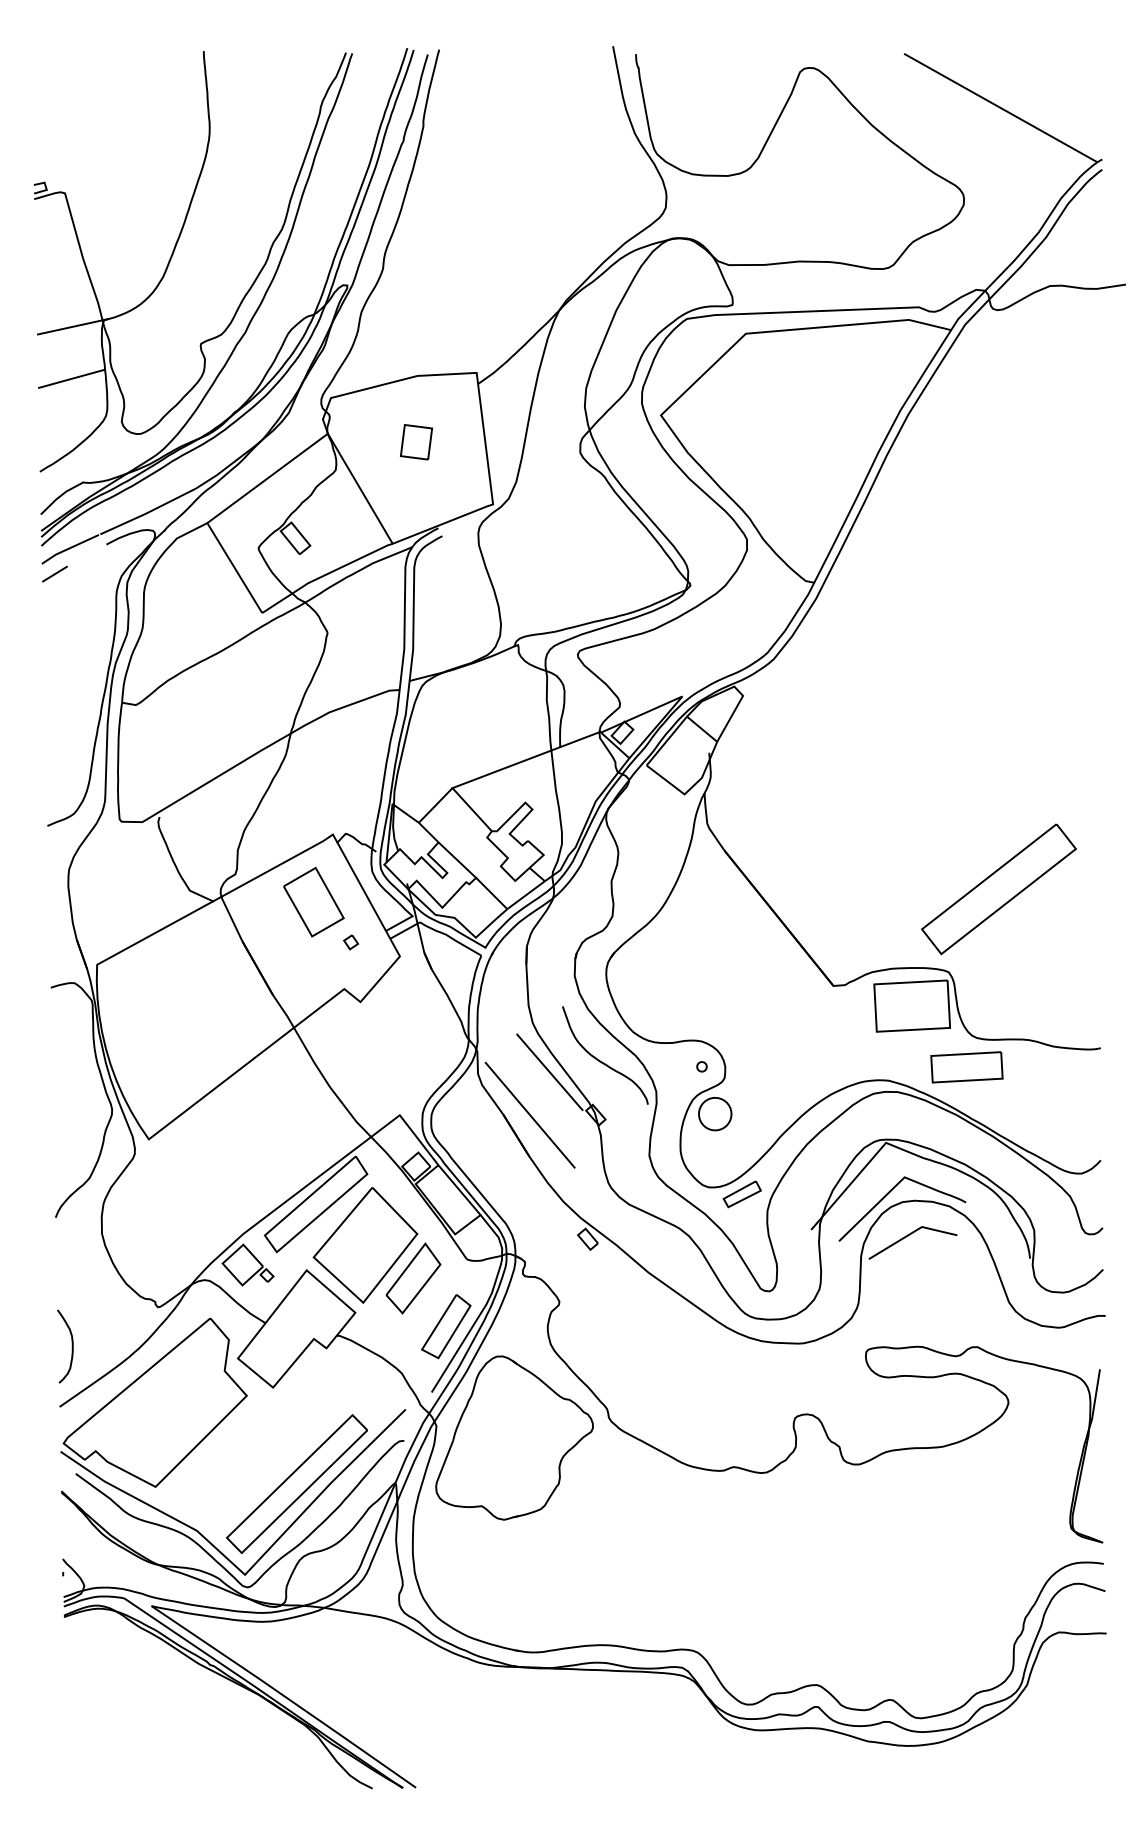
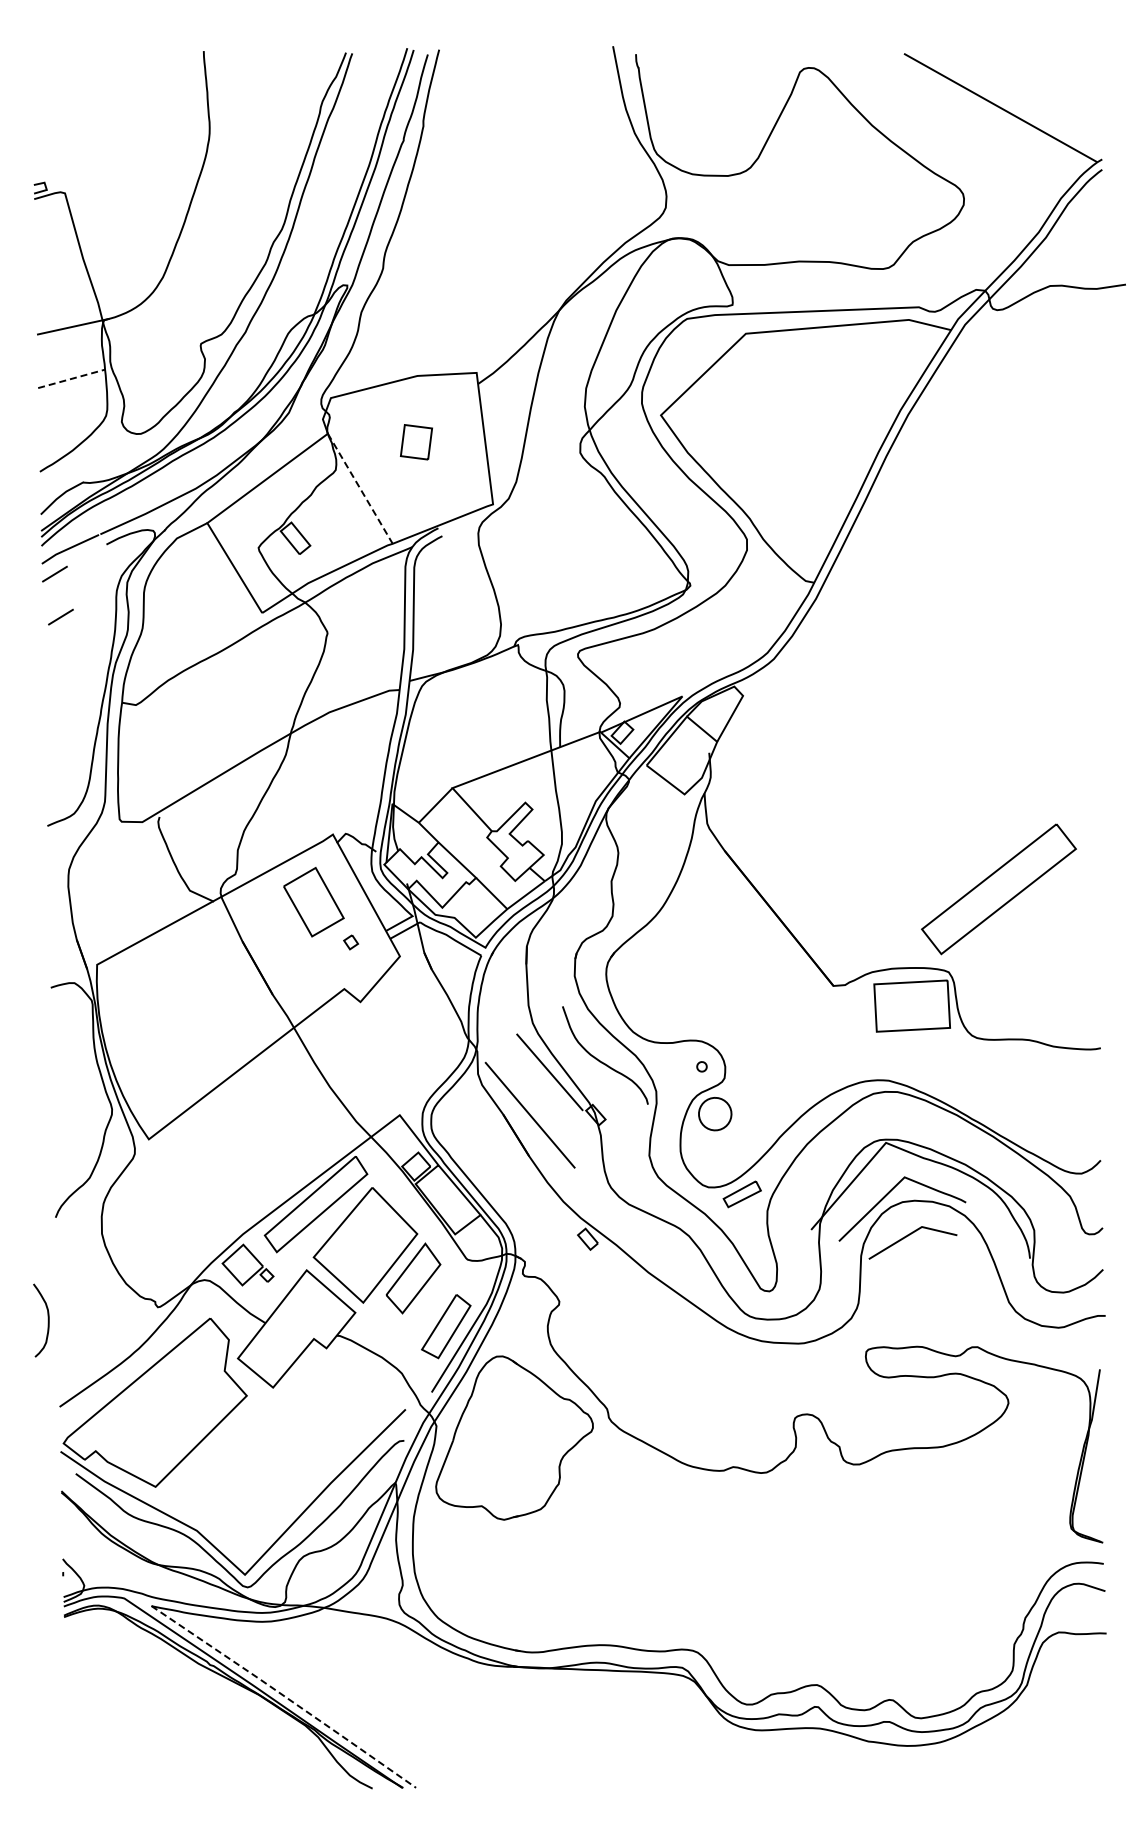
line: solid -> dashed (71, 378)
line: solid -> dashed (360, 488)
line: none -> present (60, 616)
part: present -> none (966, 1067)
curve position: (71, 1346) -> (47, 1320) (47, 1320)
part: present -> none (296, 1484)
line: solid -> dashed (284, 1696)
